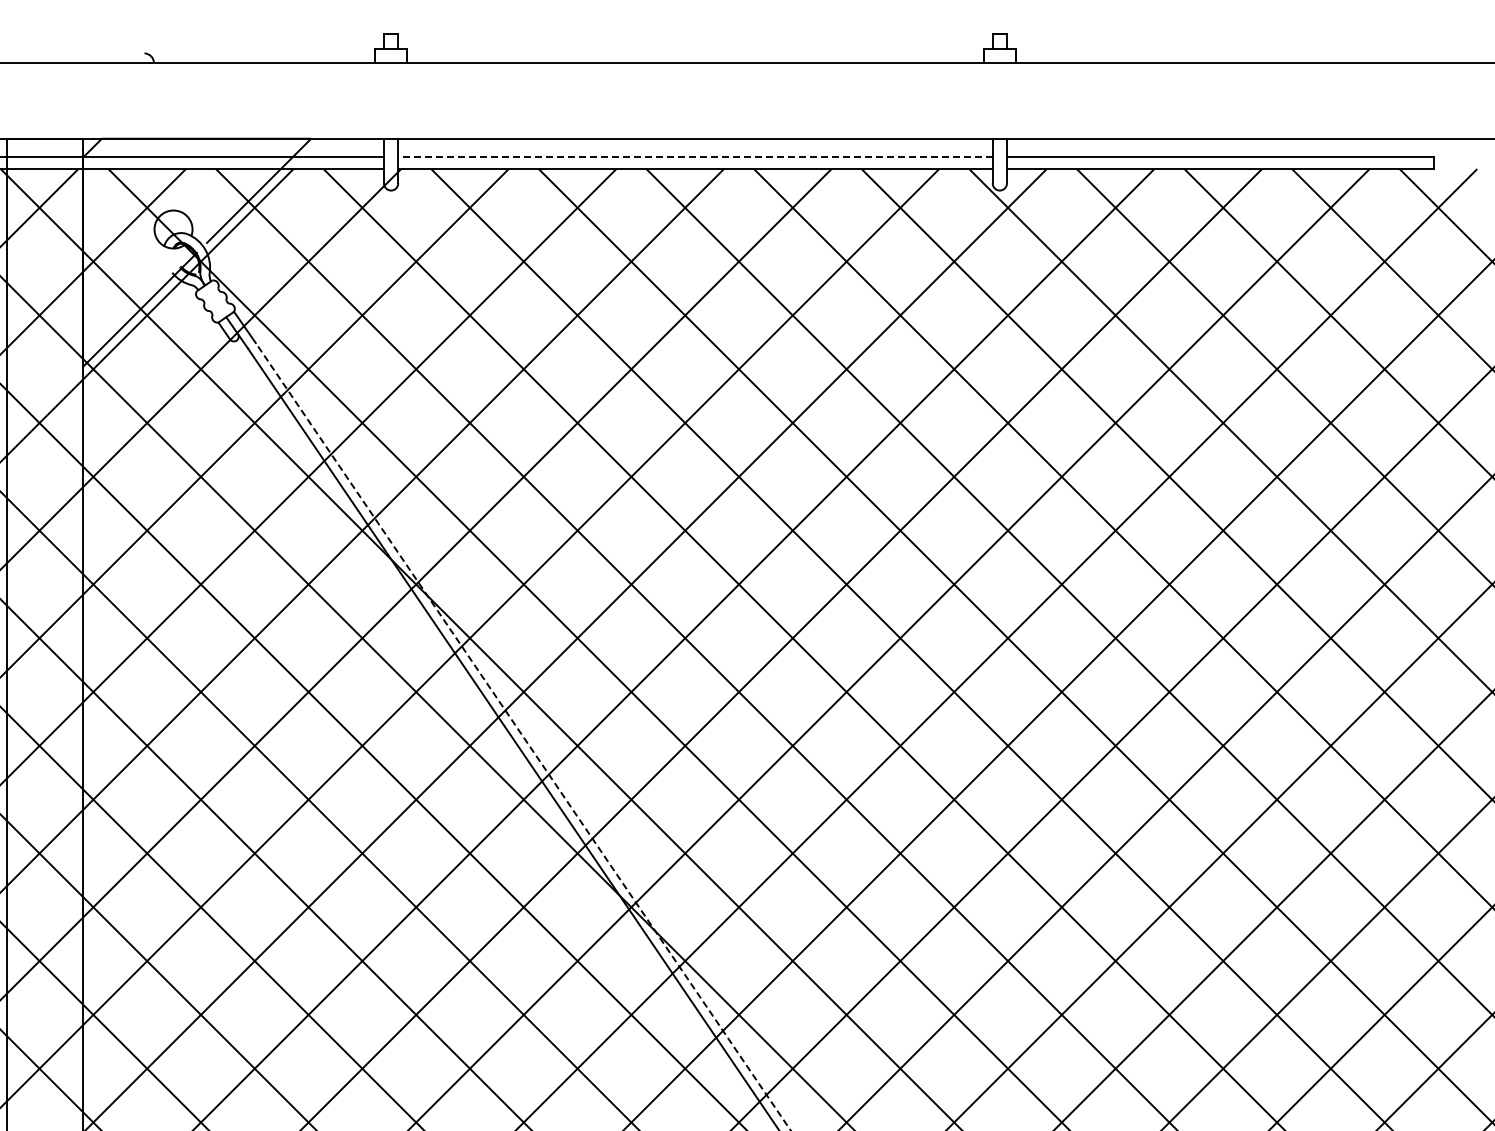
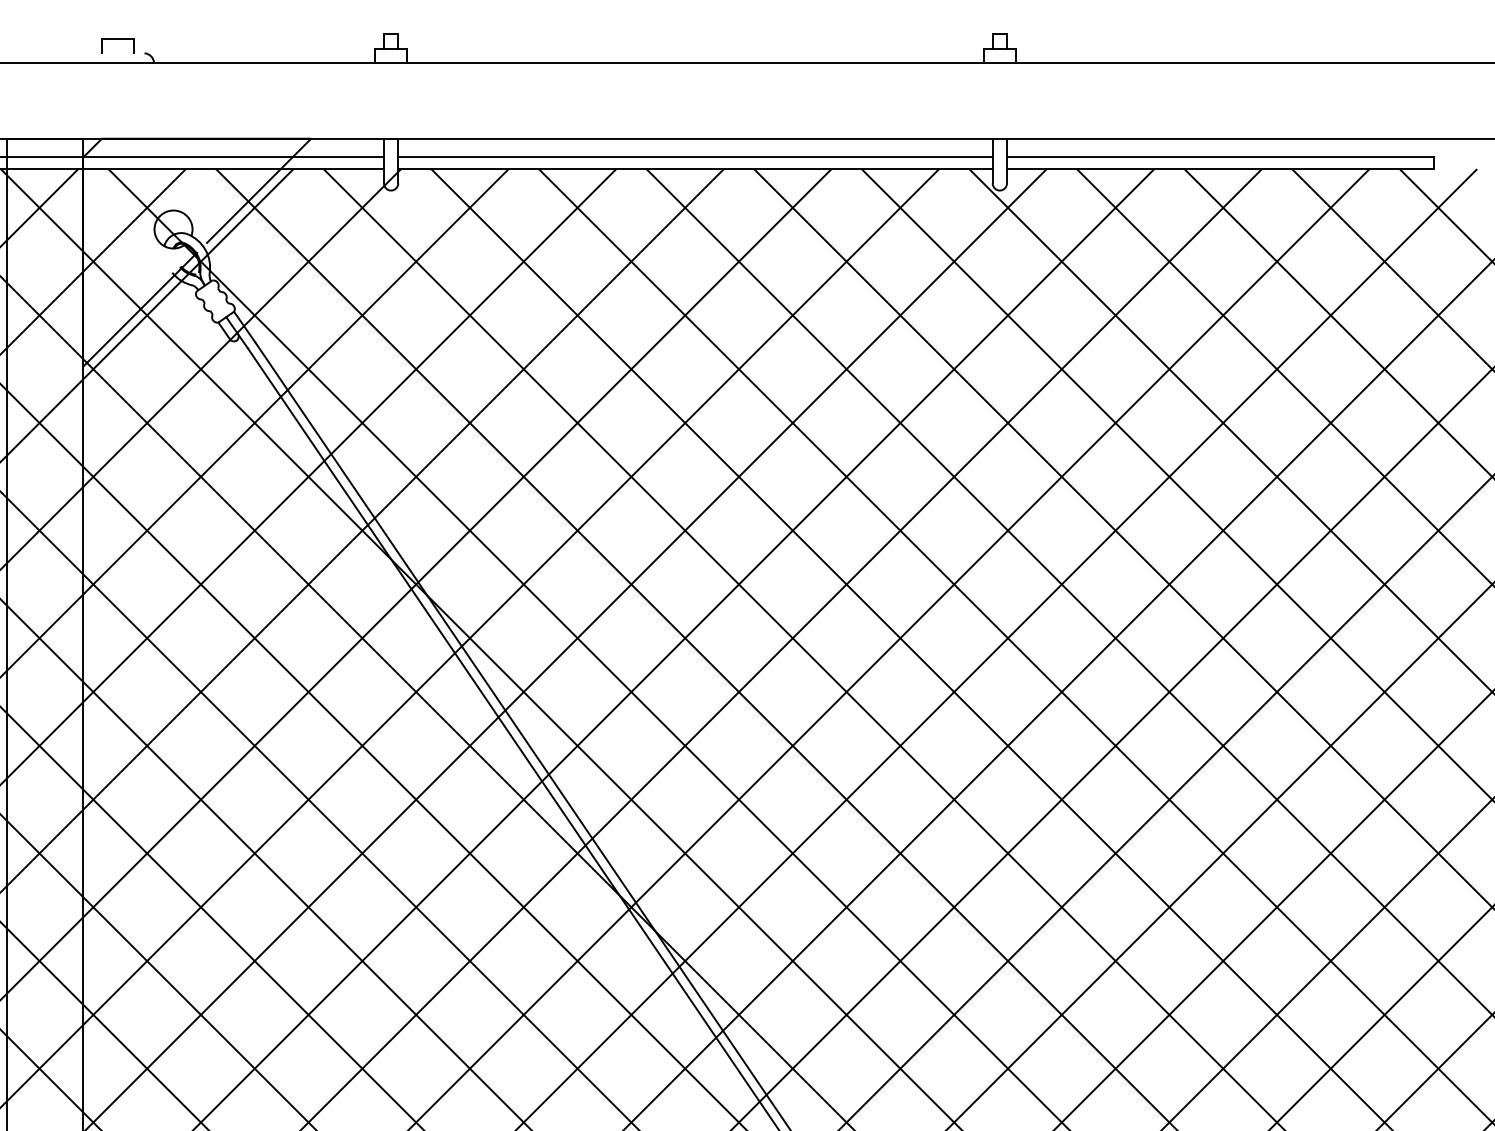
part: none -> present (117, 45)
line: dashed -> solid (694, 157)
line: dashed -> solid (523, 736)
